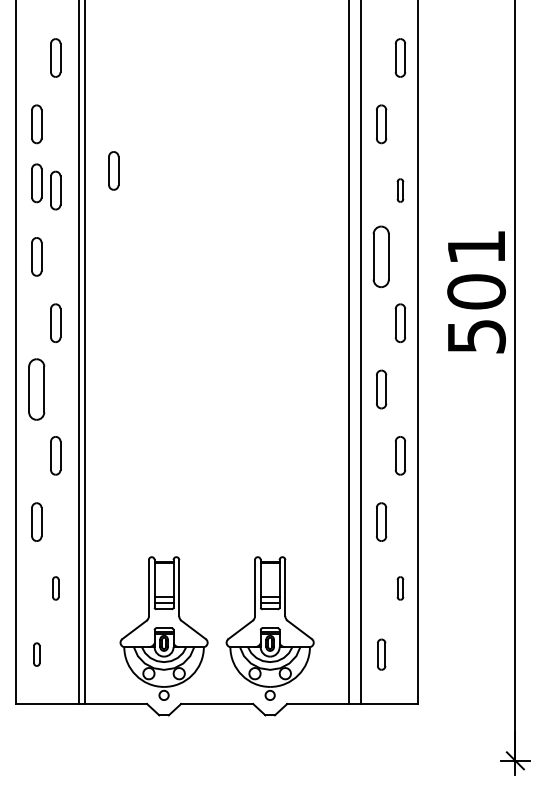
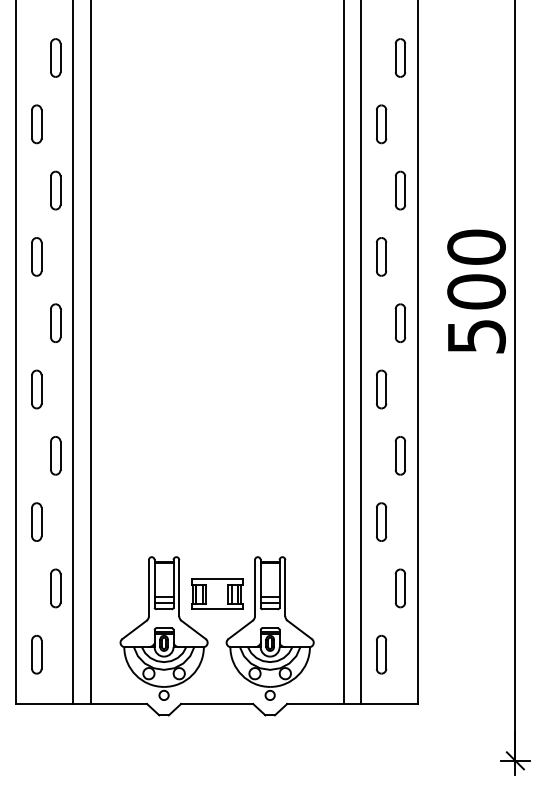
part: present -> none (113, 170)
part: present -> none (36, 183)
part size: 9x25 px -> 13x41 px (400, 190)
text: 501 -> 500 (476, 246)
part size: 18x64 px -> 12x40 px (381, 256)
line position: (79, 352) -> (73, 352) (73, 352)
line position: (84, 352) -> (90, 352) (90, 352)
line position: (348, 352) -> (343, 352) (343, 352)
part size: 18x63 px -> 12x41 px (36, 389)
part size: 8x25 px -> 12x41 px (55, 588)
part size: 9x25 px -> 13x41 px (400, 588)
part: none -> present (217, 593)
part size: 8x25 px -> 12x41 px (36, 654)
part size: 10x33 px -> 12x41 px (381, 654)
